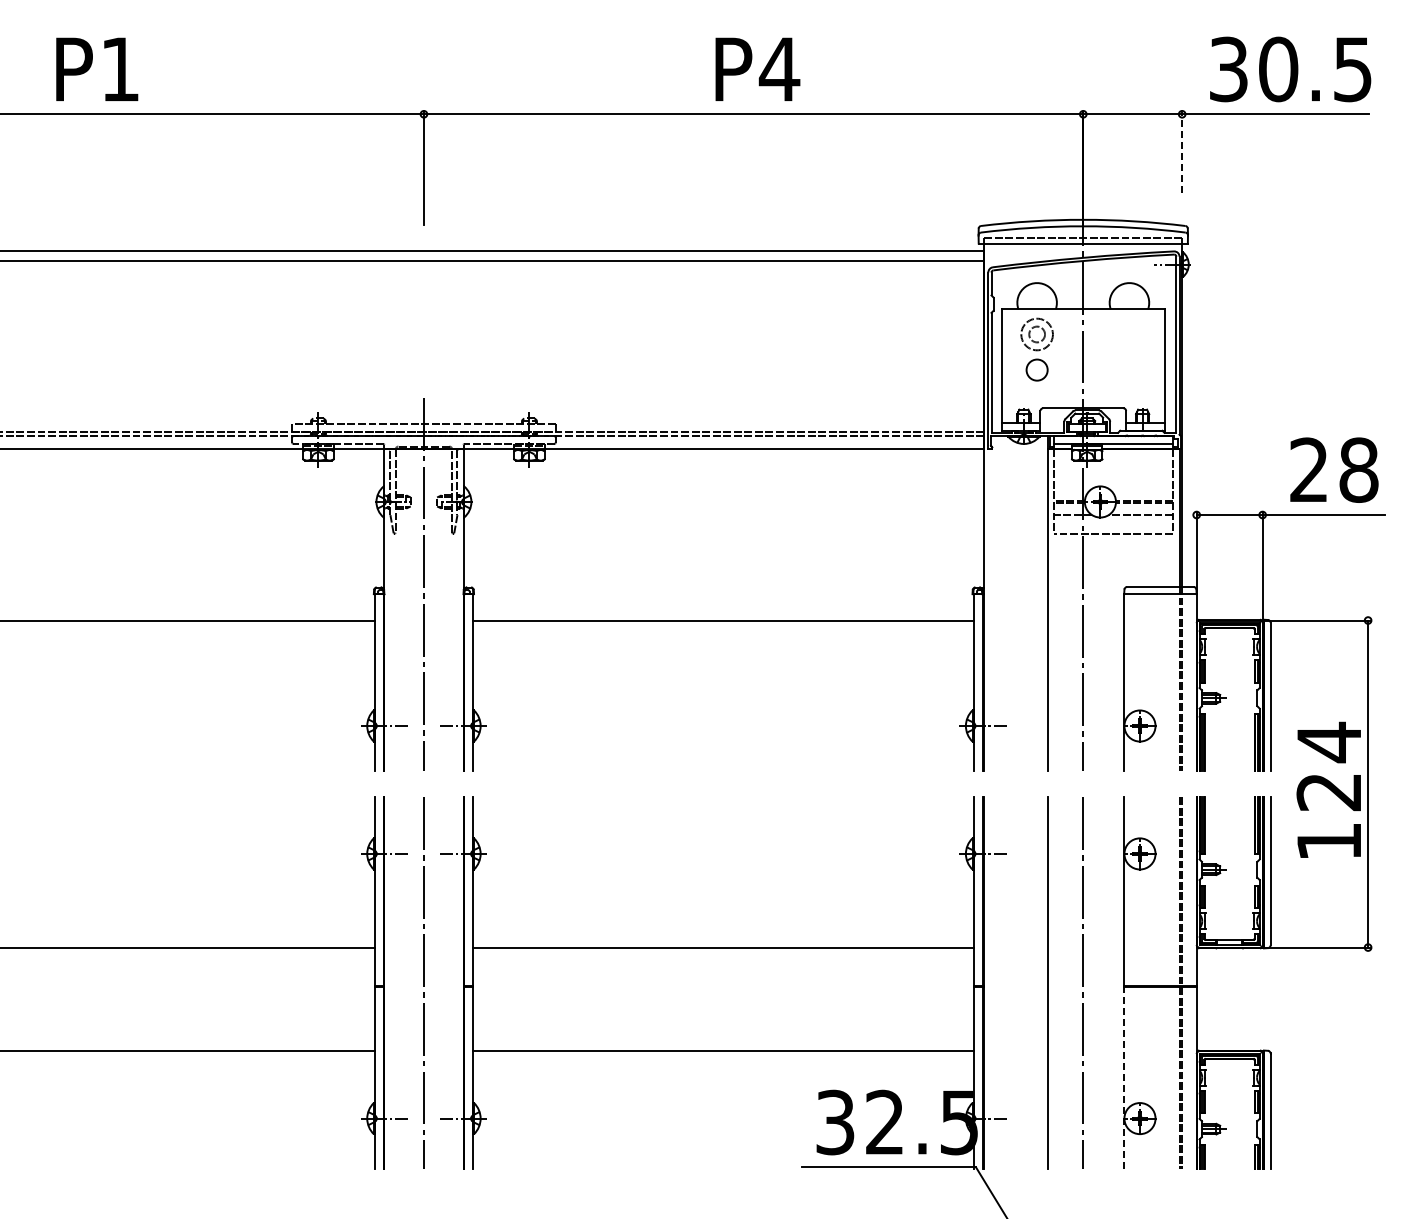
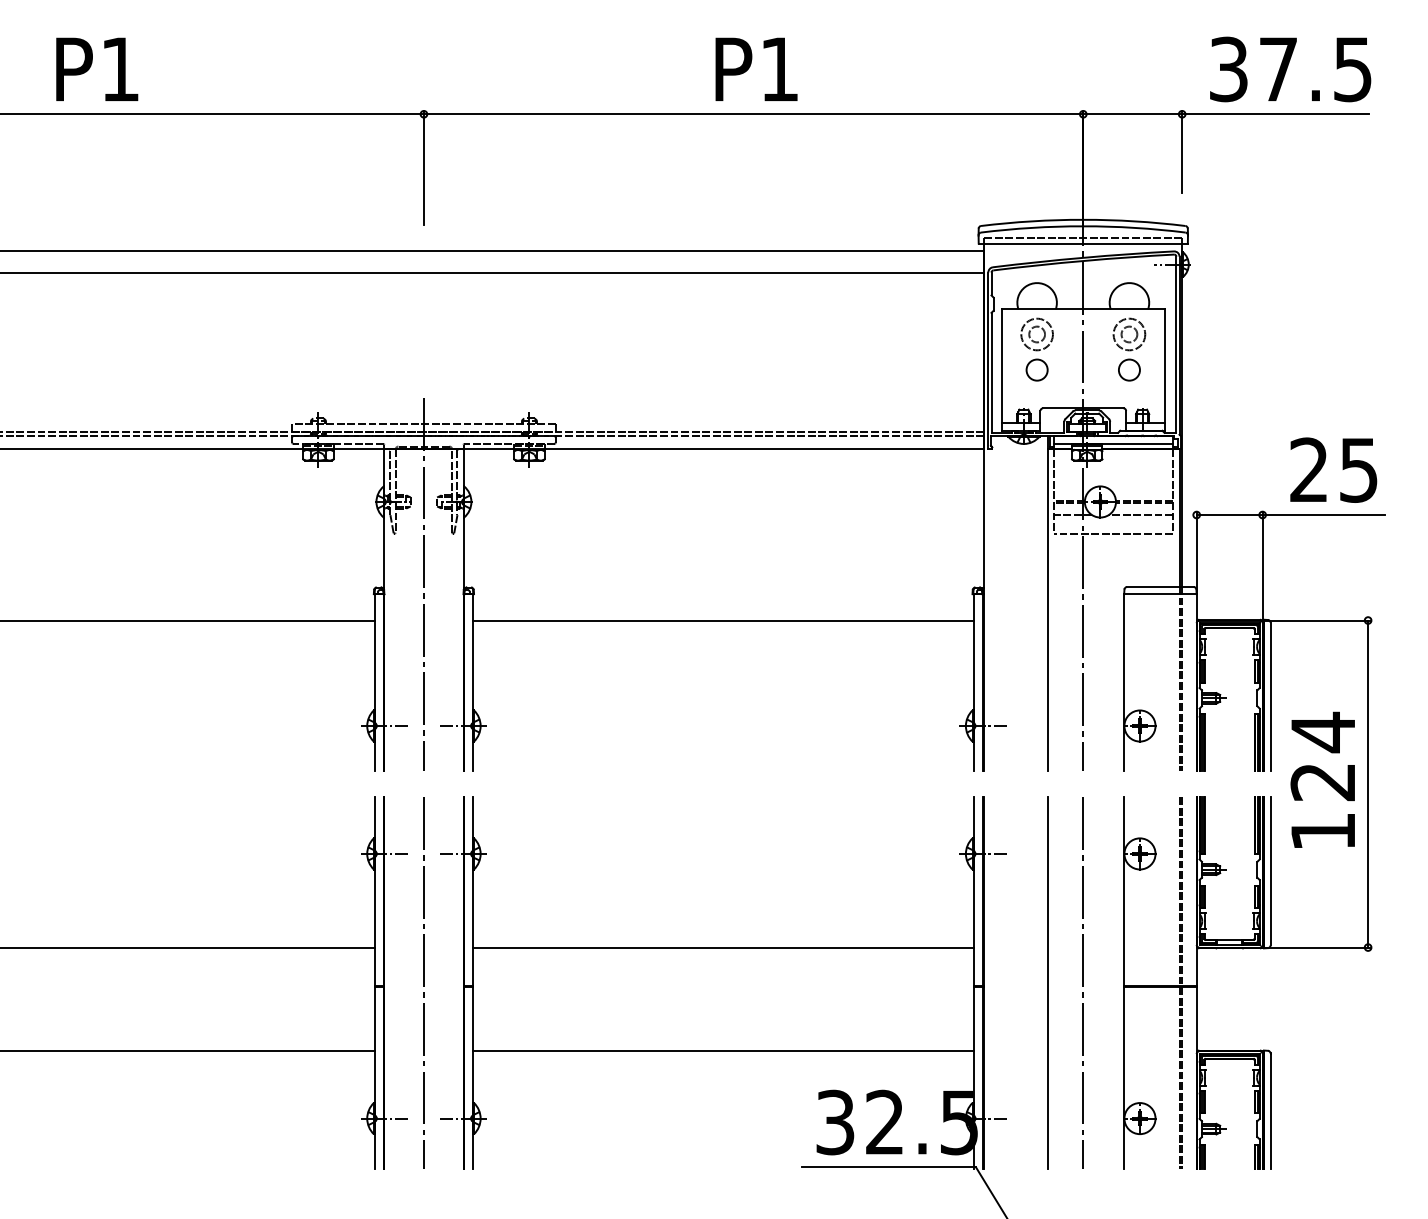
text: P4 -> P1 (779, 69)
text: 30.5 -> 37.5 (1278, 69)
line: dashed -> solid (1182, 152)
line position: (493, 260) -> (493, 272) (493, 272)
part: none -> present (1129, 349)
text: 28 -> 25 (1358, 469)
text position: (1328, 789) -> (1322, 779) (1322, 779)
line: dashed -> solid (1124, 1077)
